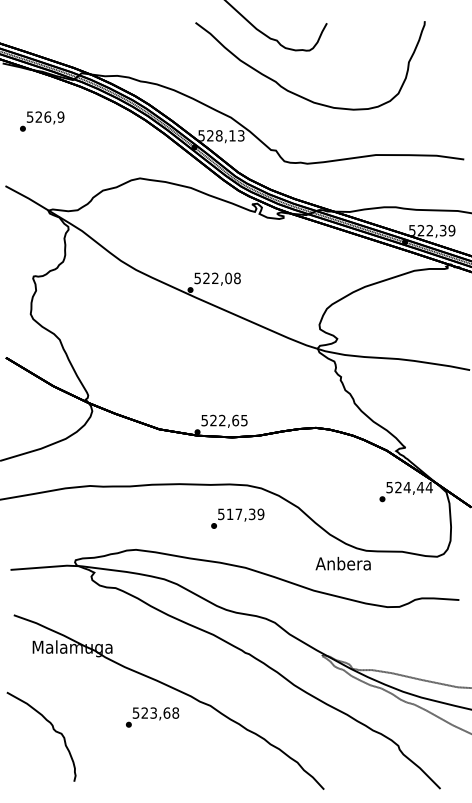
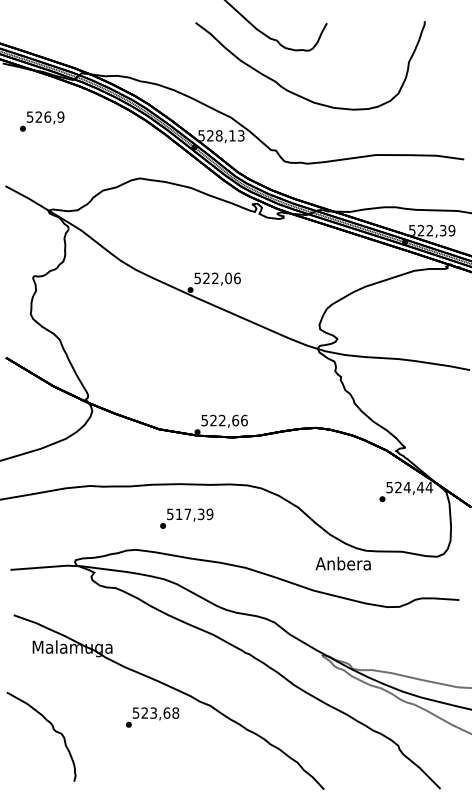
text: 522,08 -> 522,06 (237, 277)
text: 522,65 -> 522,66 (244, 420)
text position: (237, 518) -> (186, 518) (186, 518)
